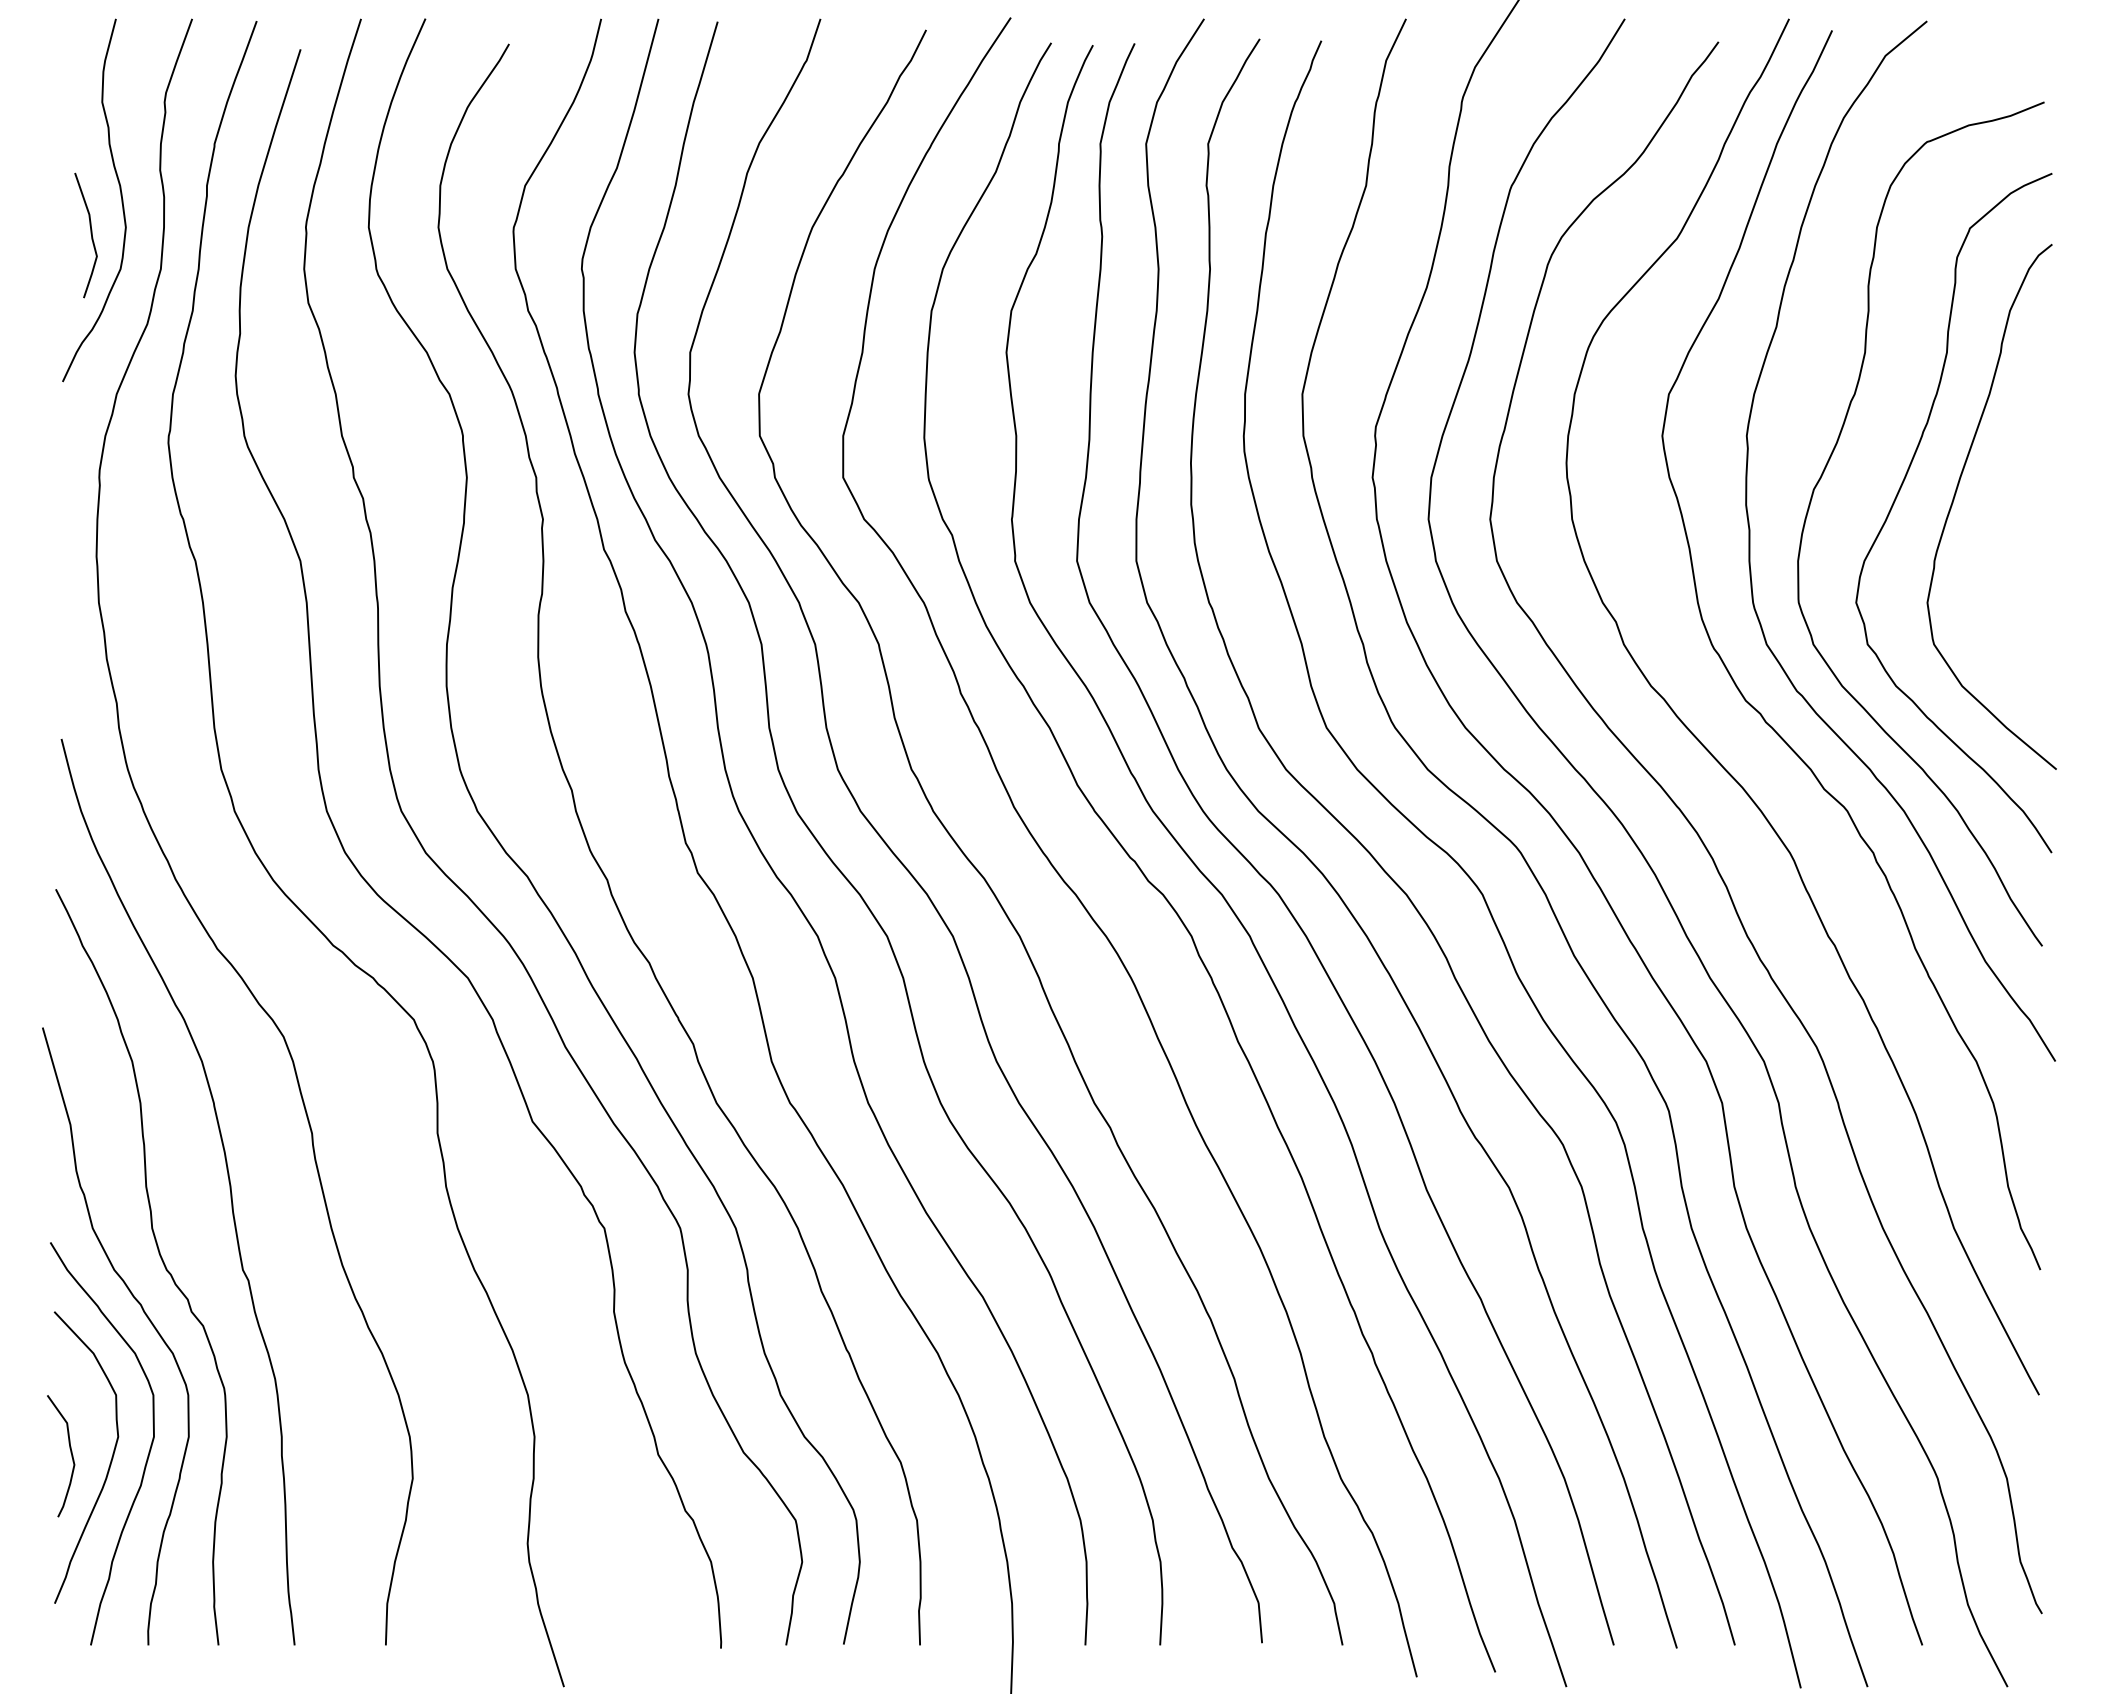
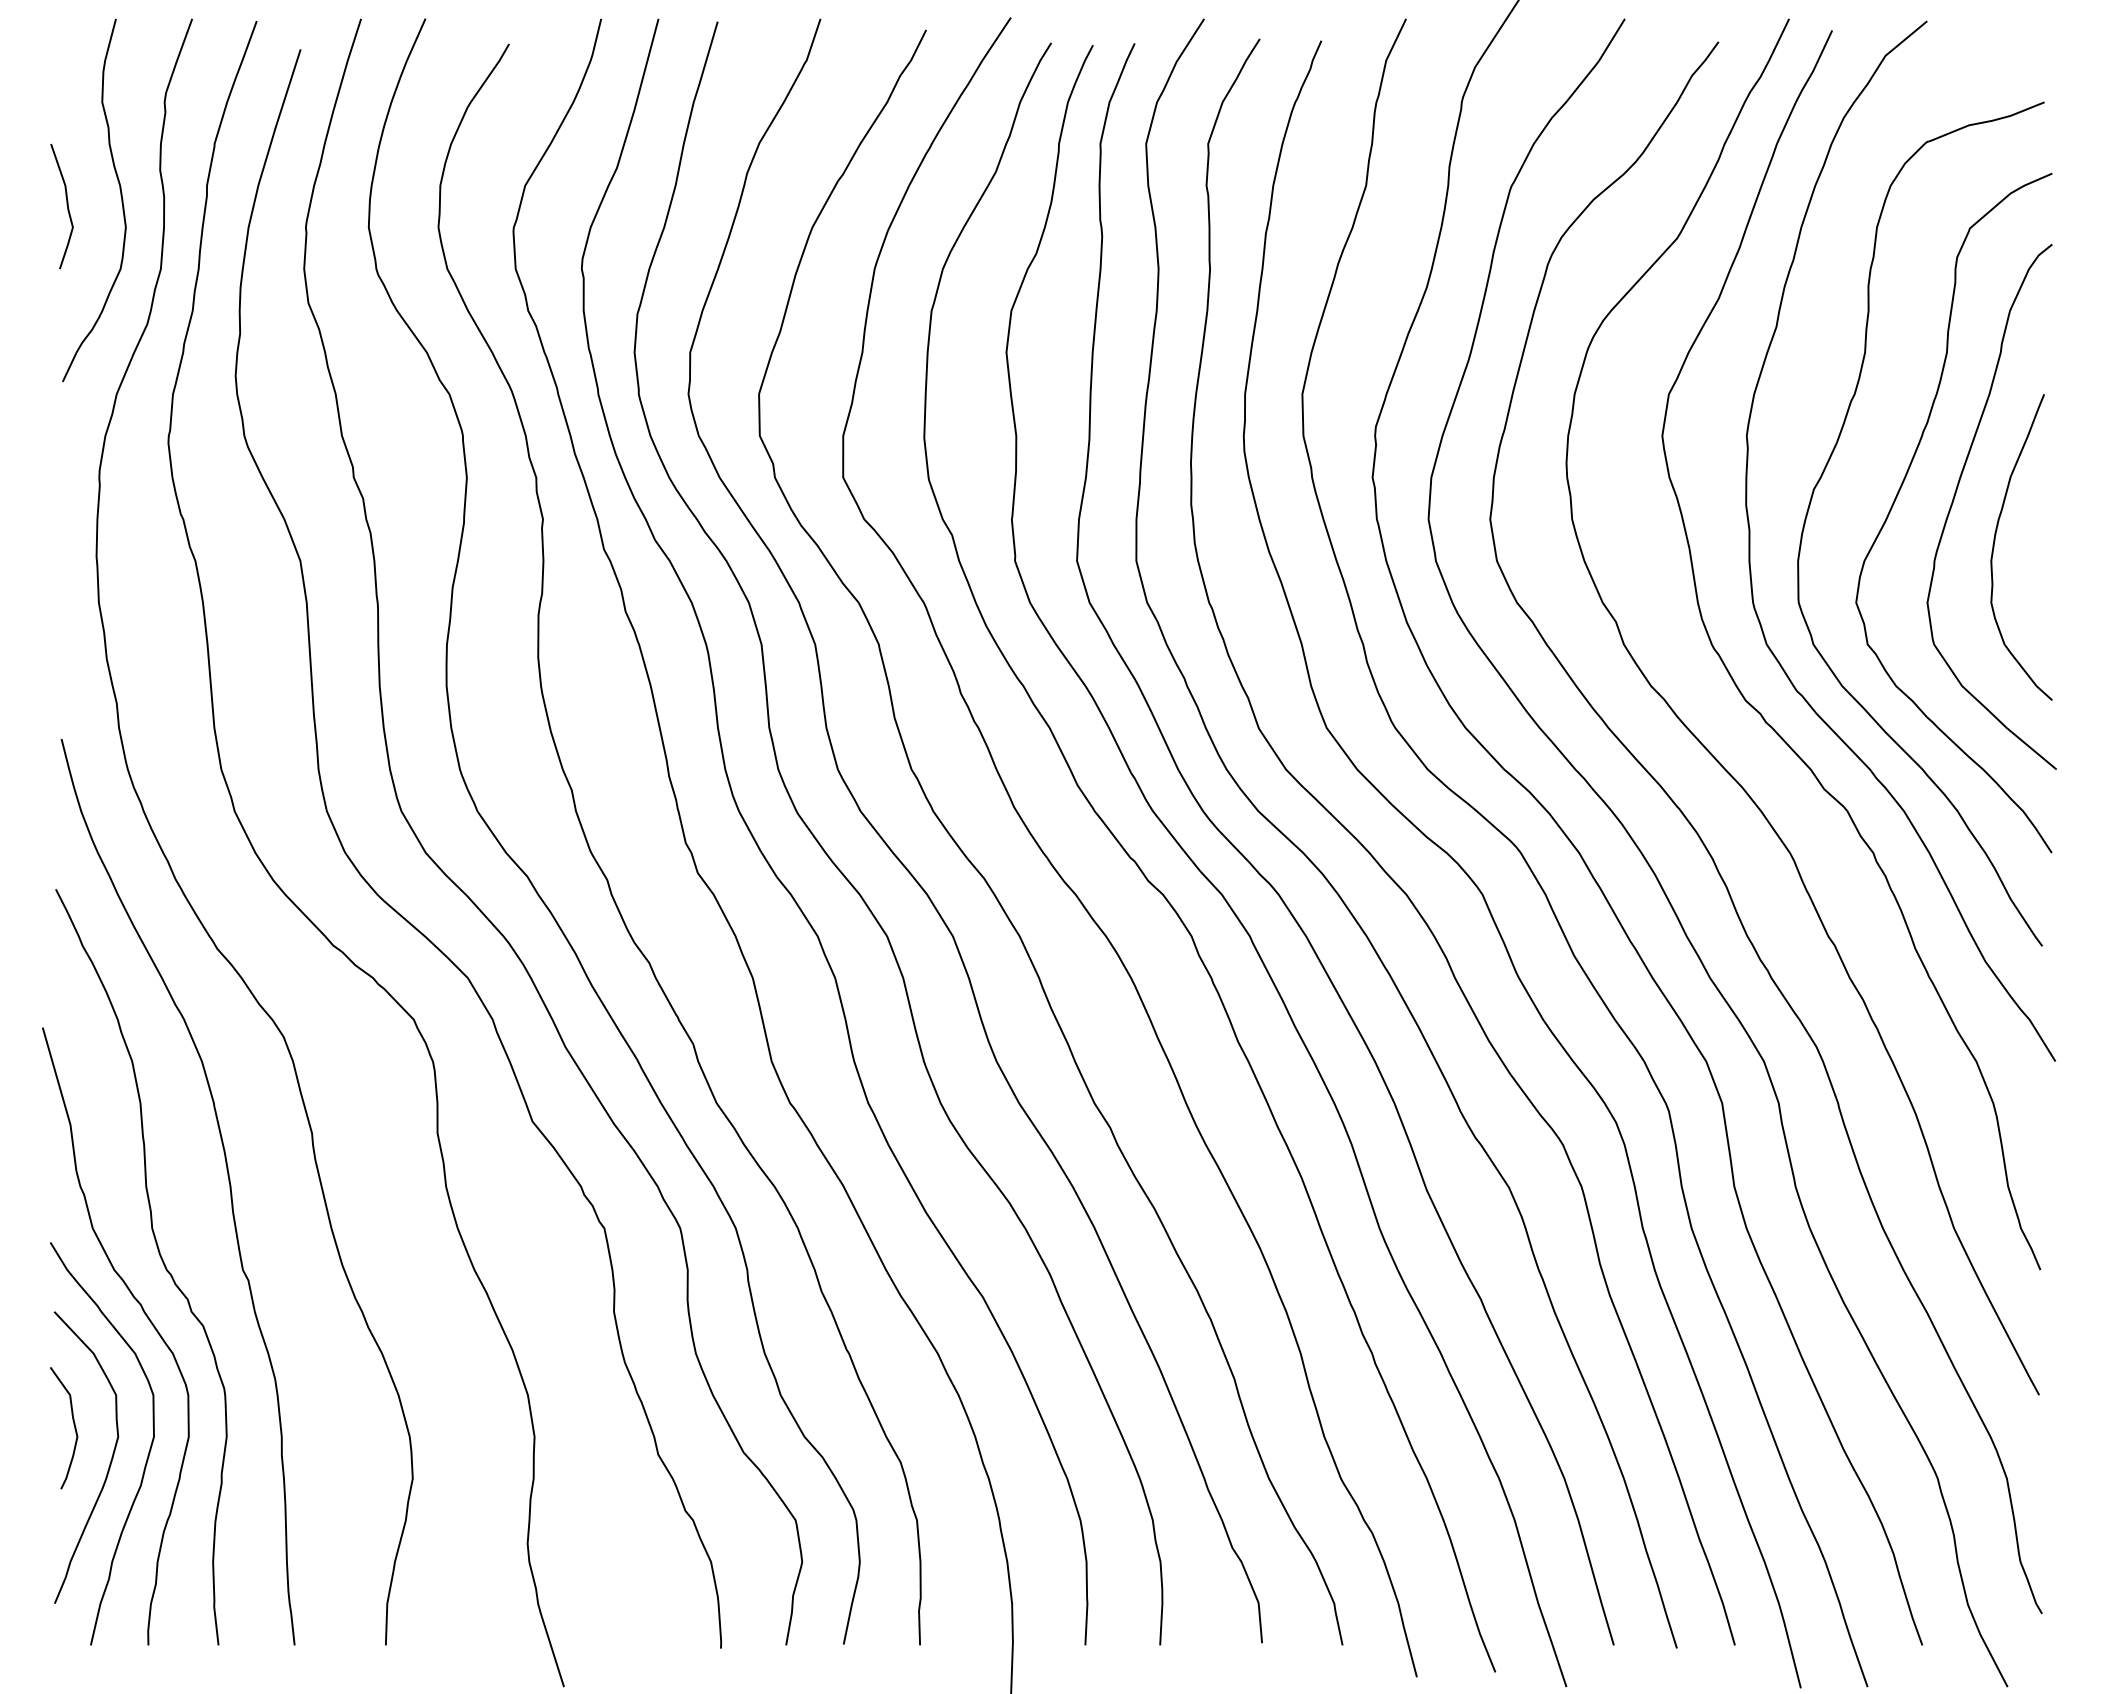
curve position: (90, 234) -> (66, 205) (66, 205)
curve: none -> present (1995, 541)
curve position: (70, 1453) -> (73, 1425) (73, 1425)
